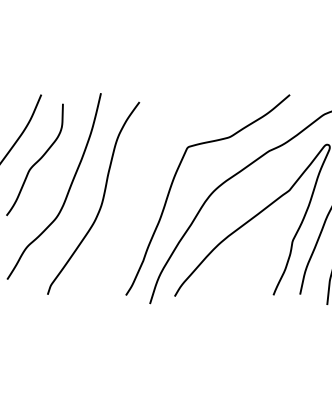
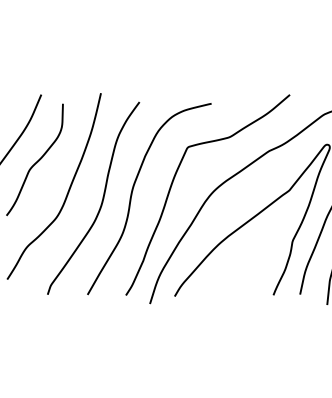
curve: none -> present (132, 195)
